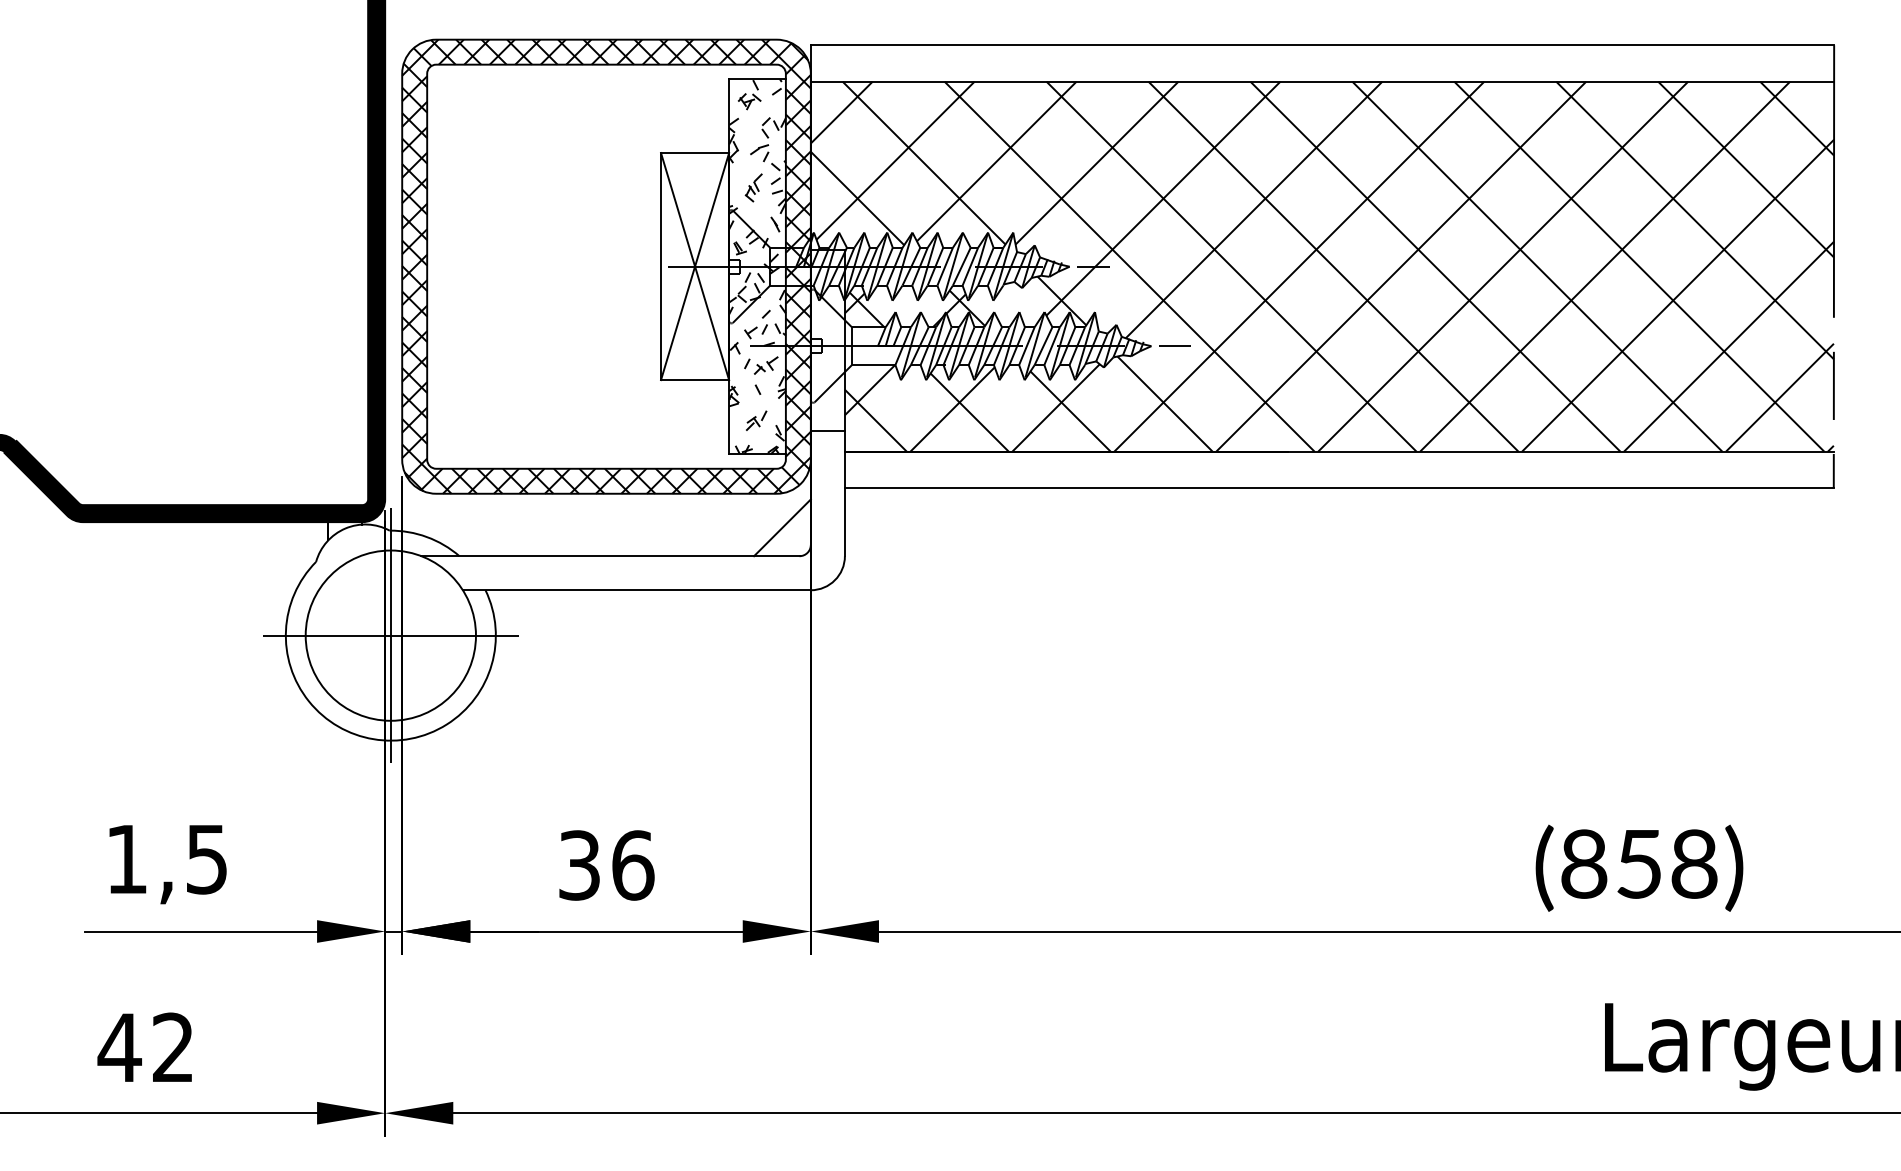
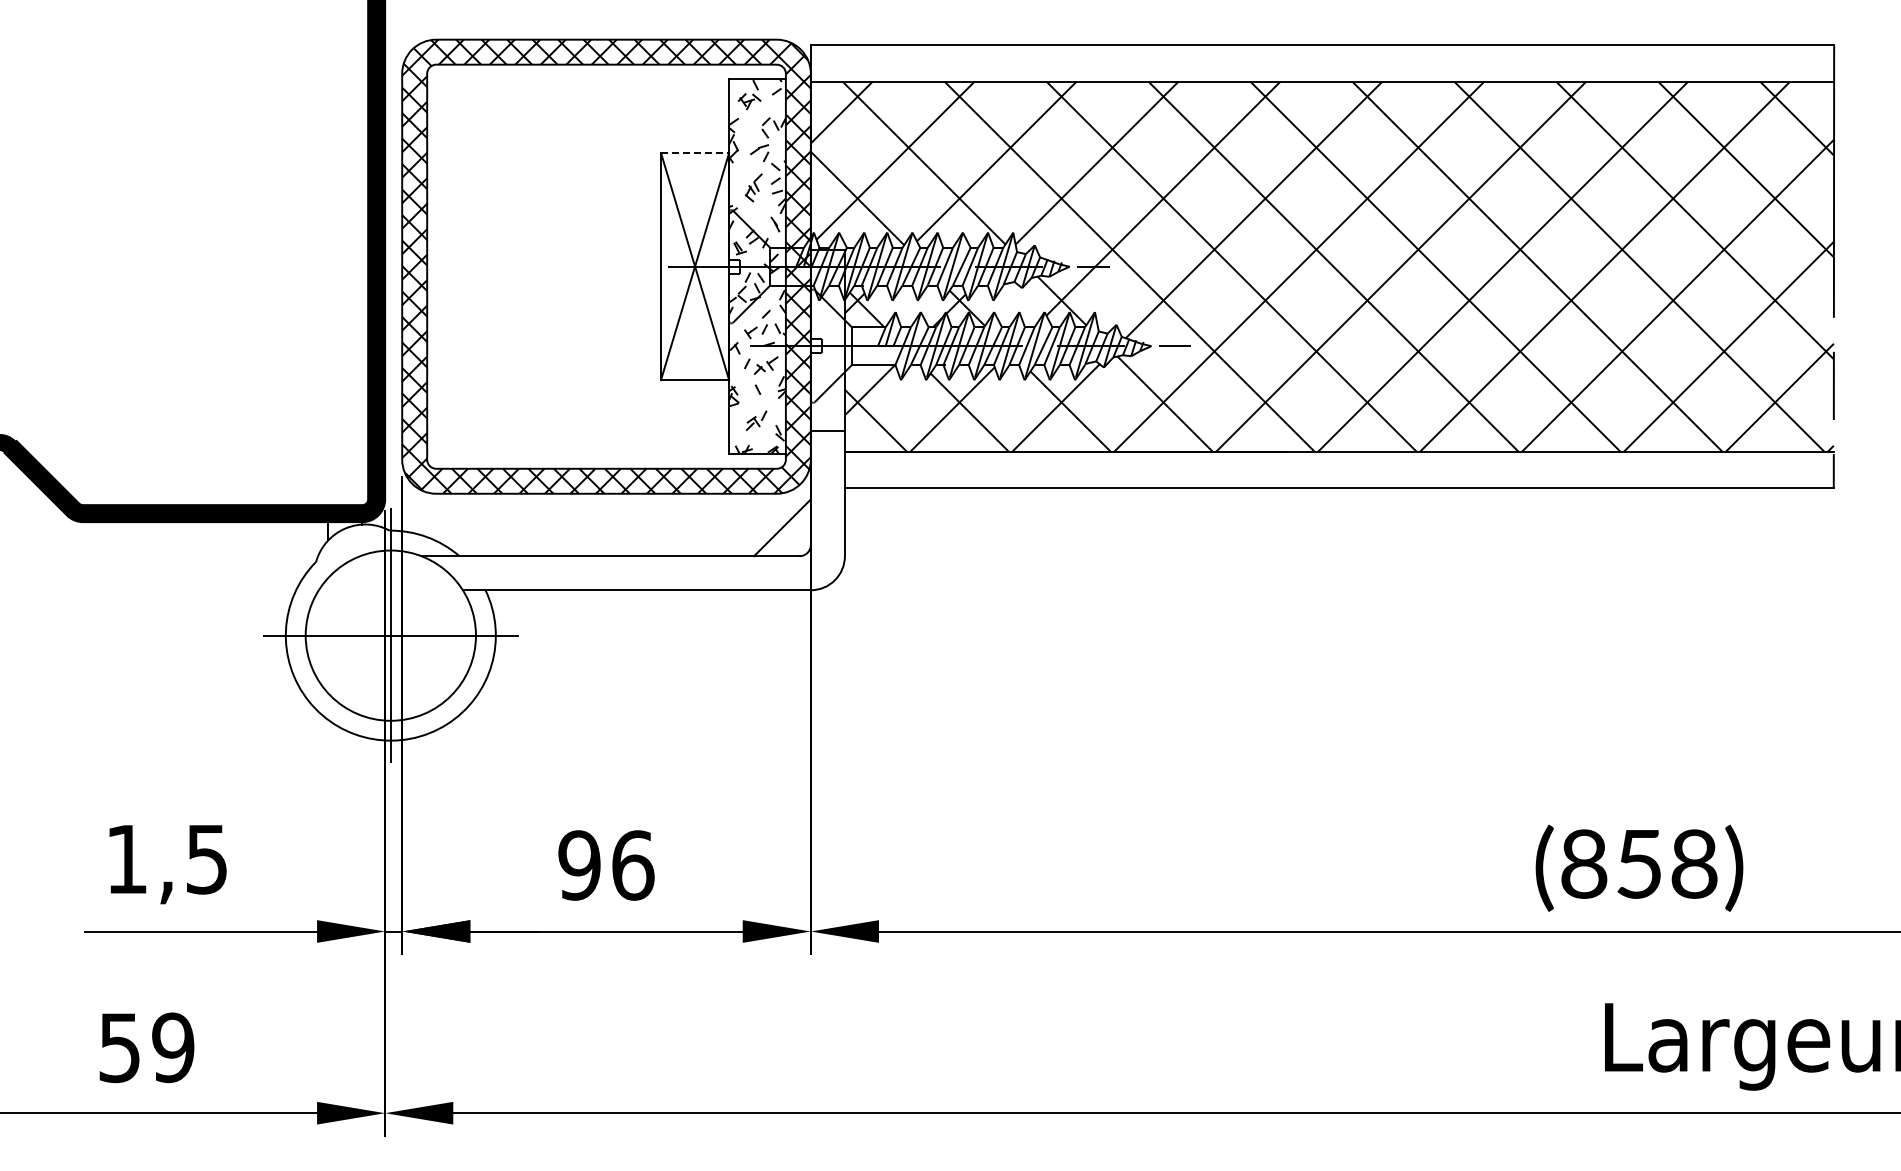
line: solid -> dashed (695, 153)
text: 36 -> 96 (579, 865)
text: 42 -> 59 (145, 1047)
